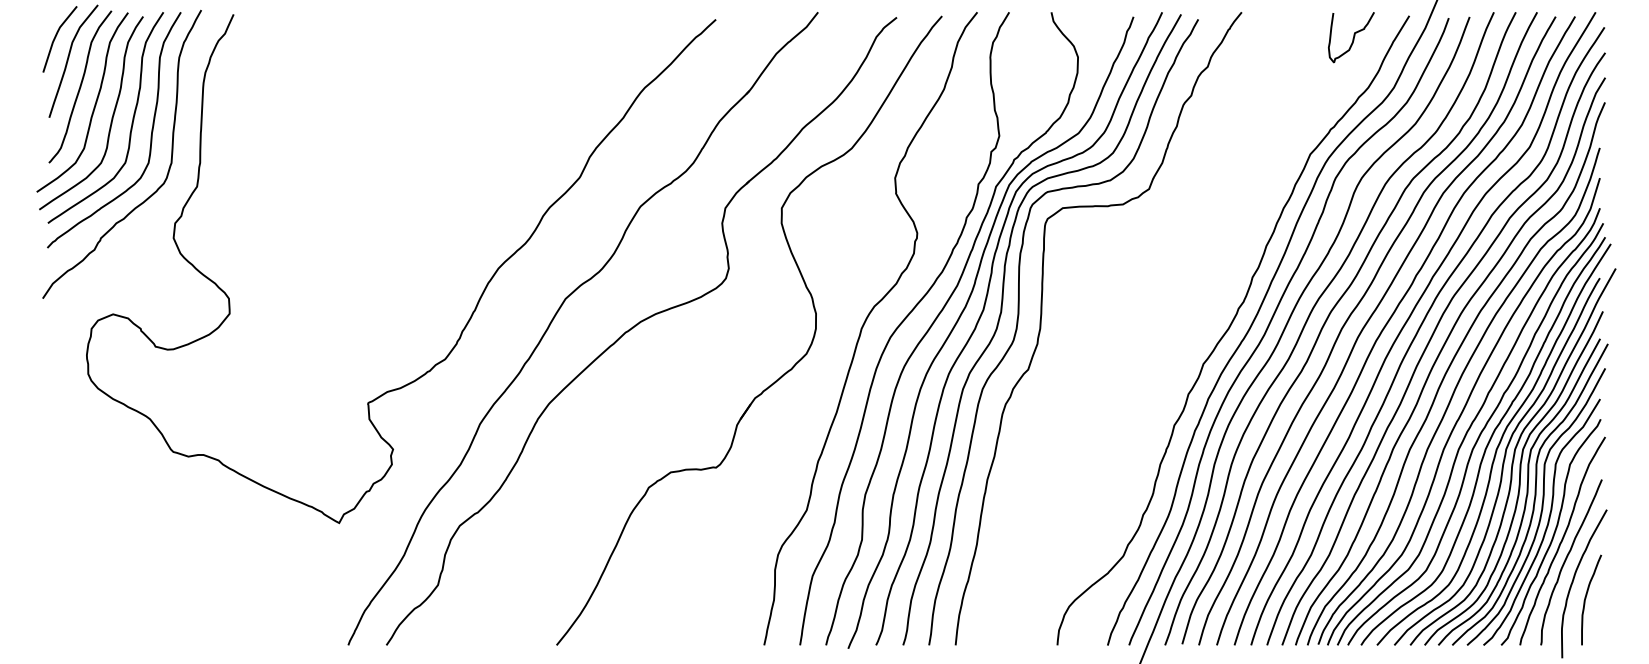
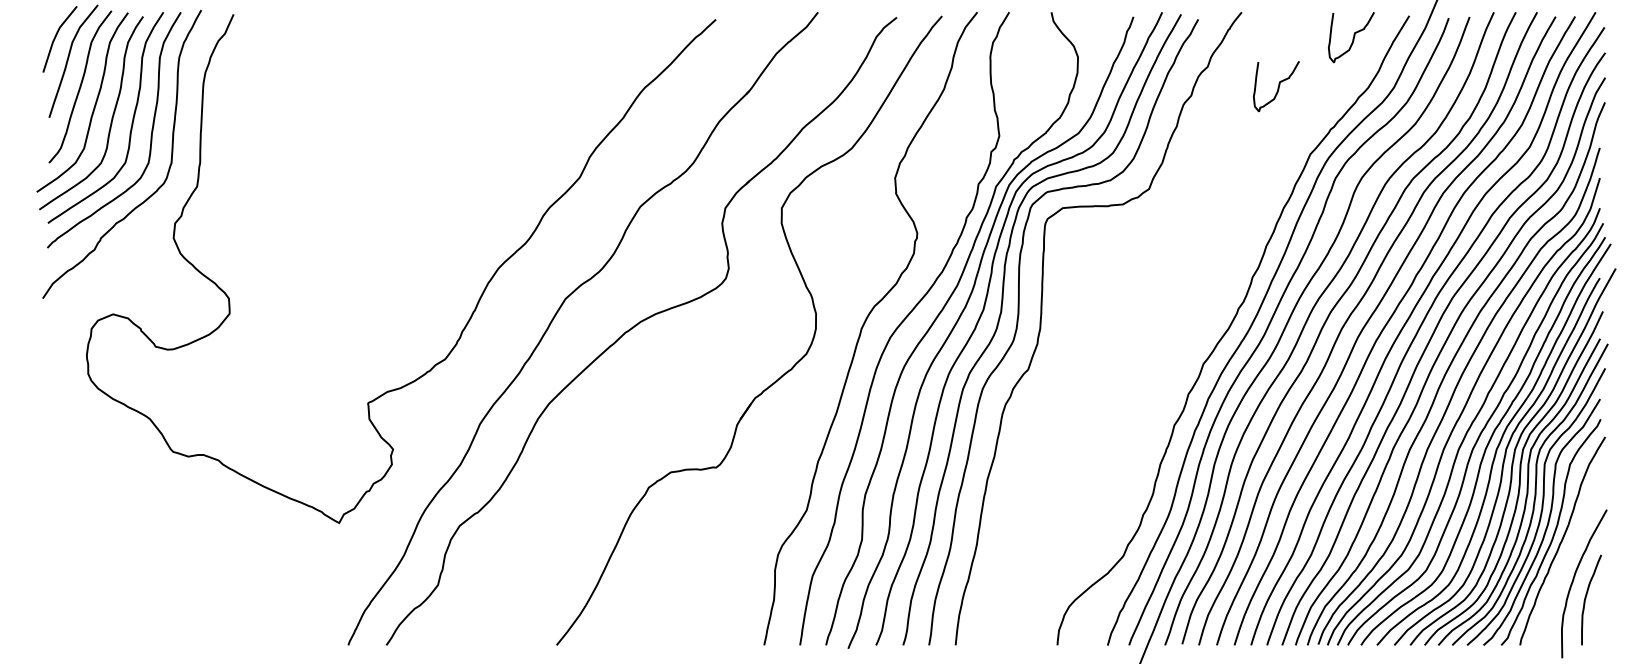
curve: none -> present (1277, 87)
curve: present -> none (1566, 560)
